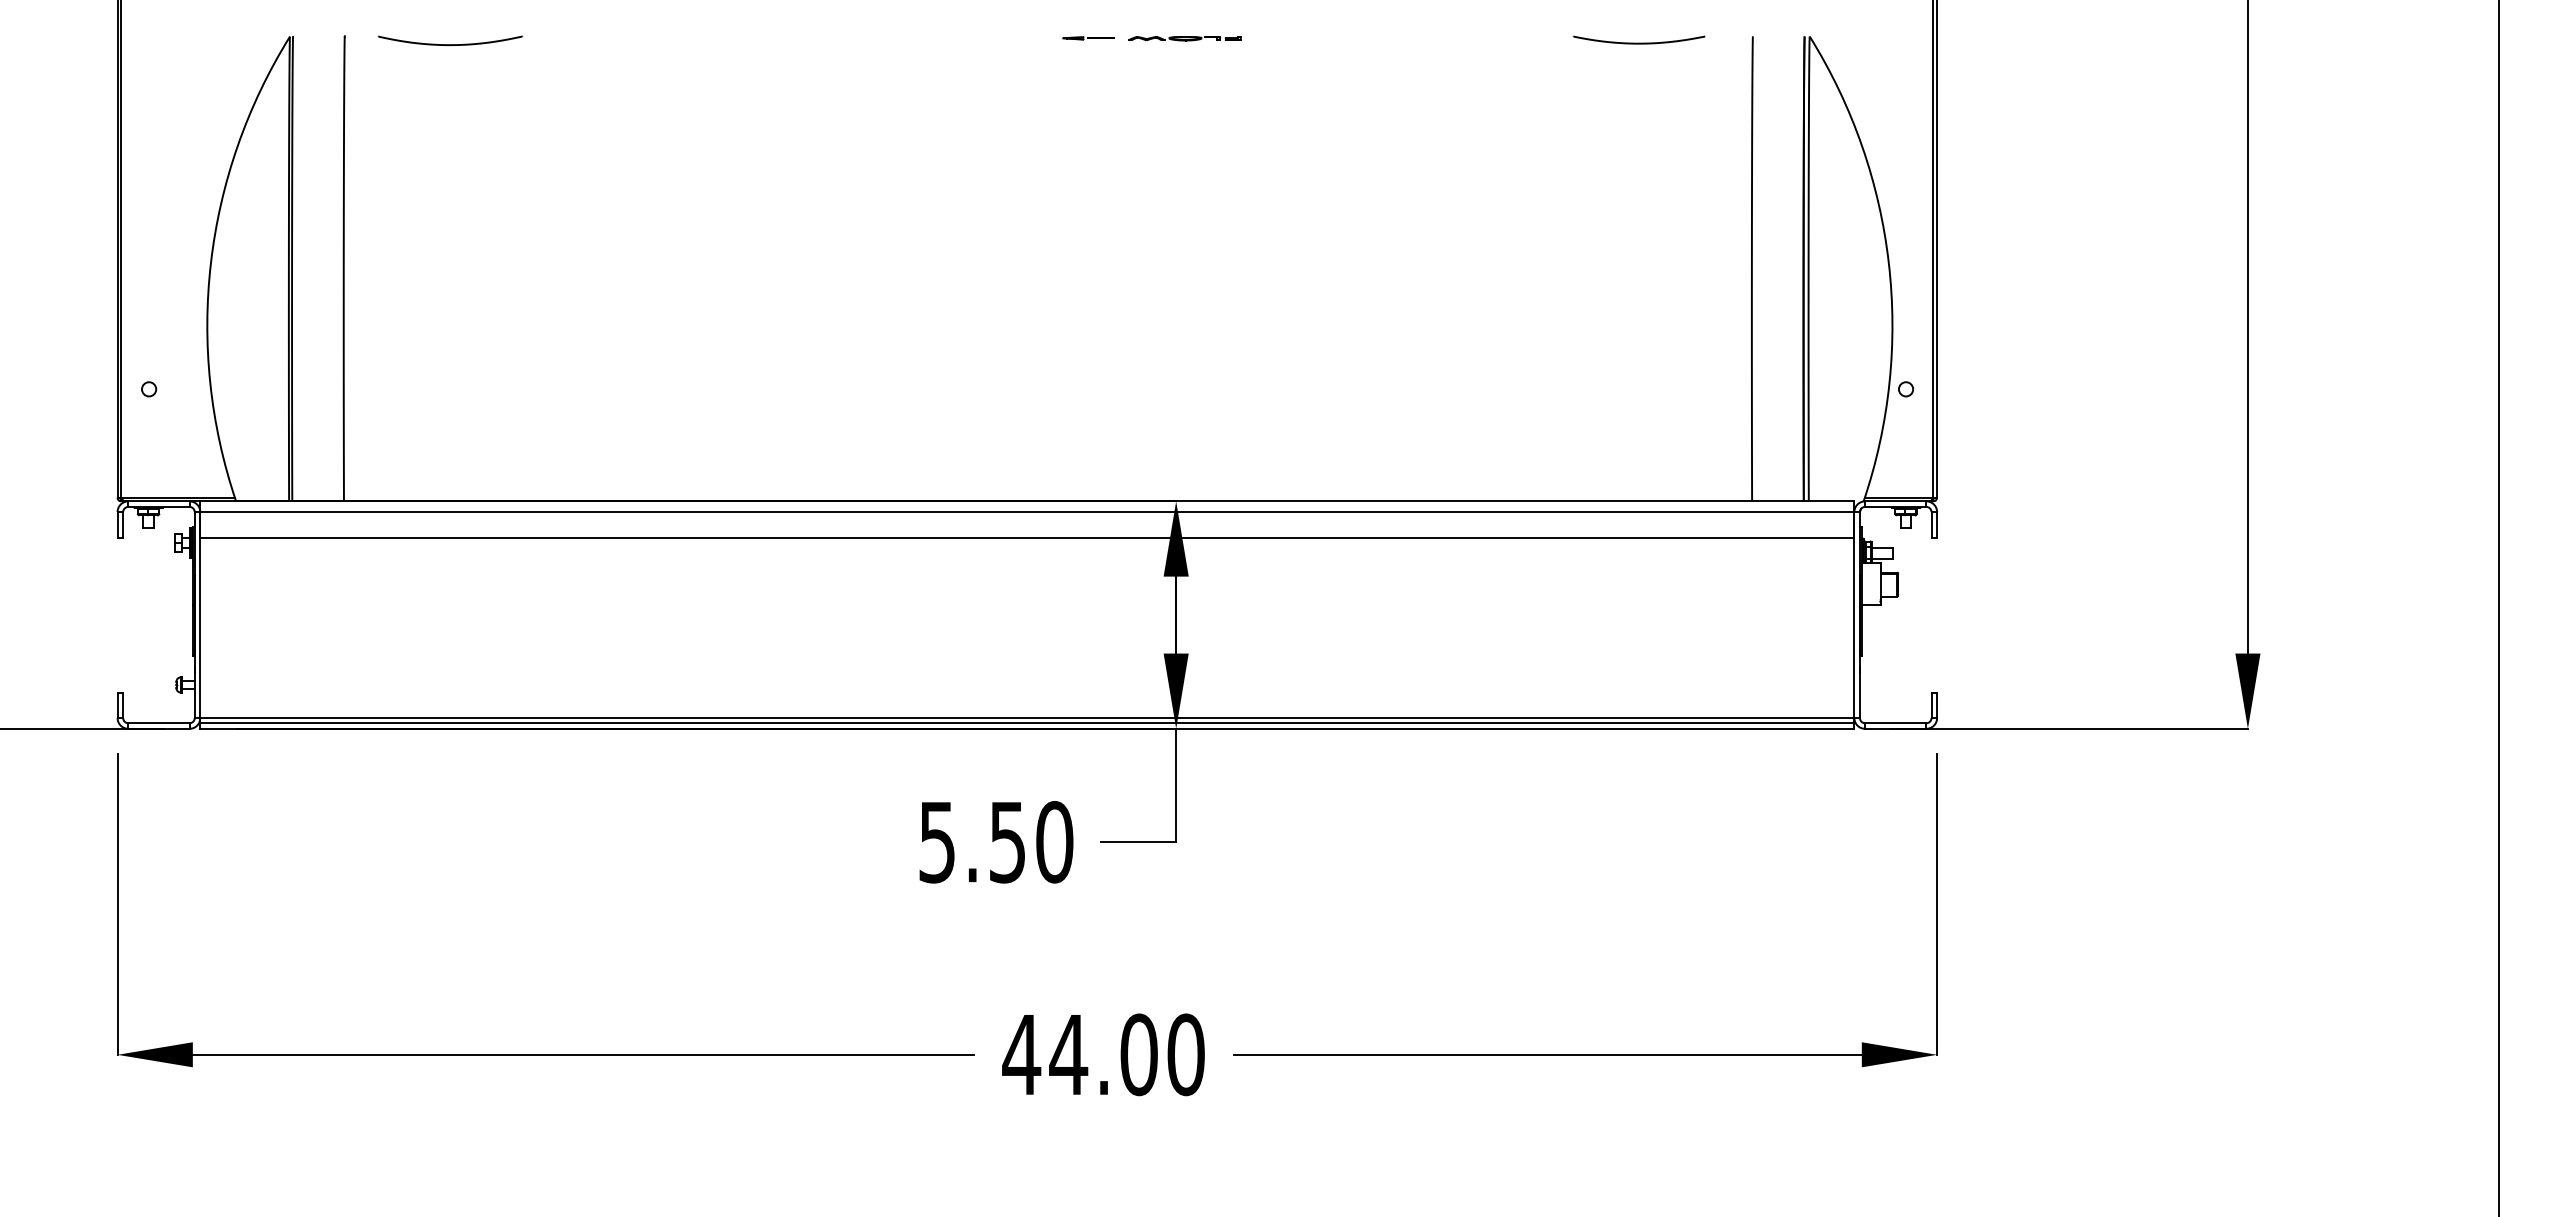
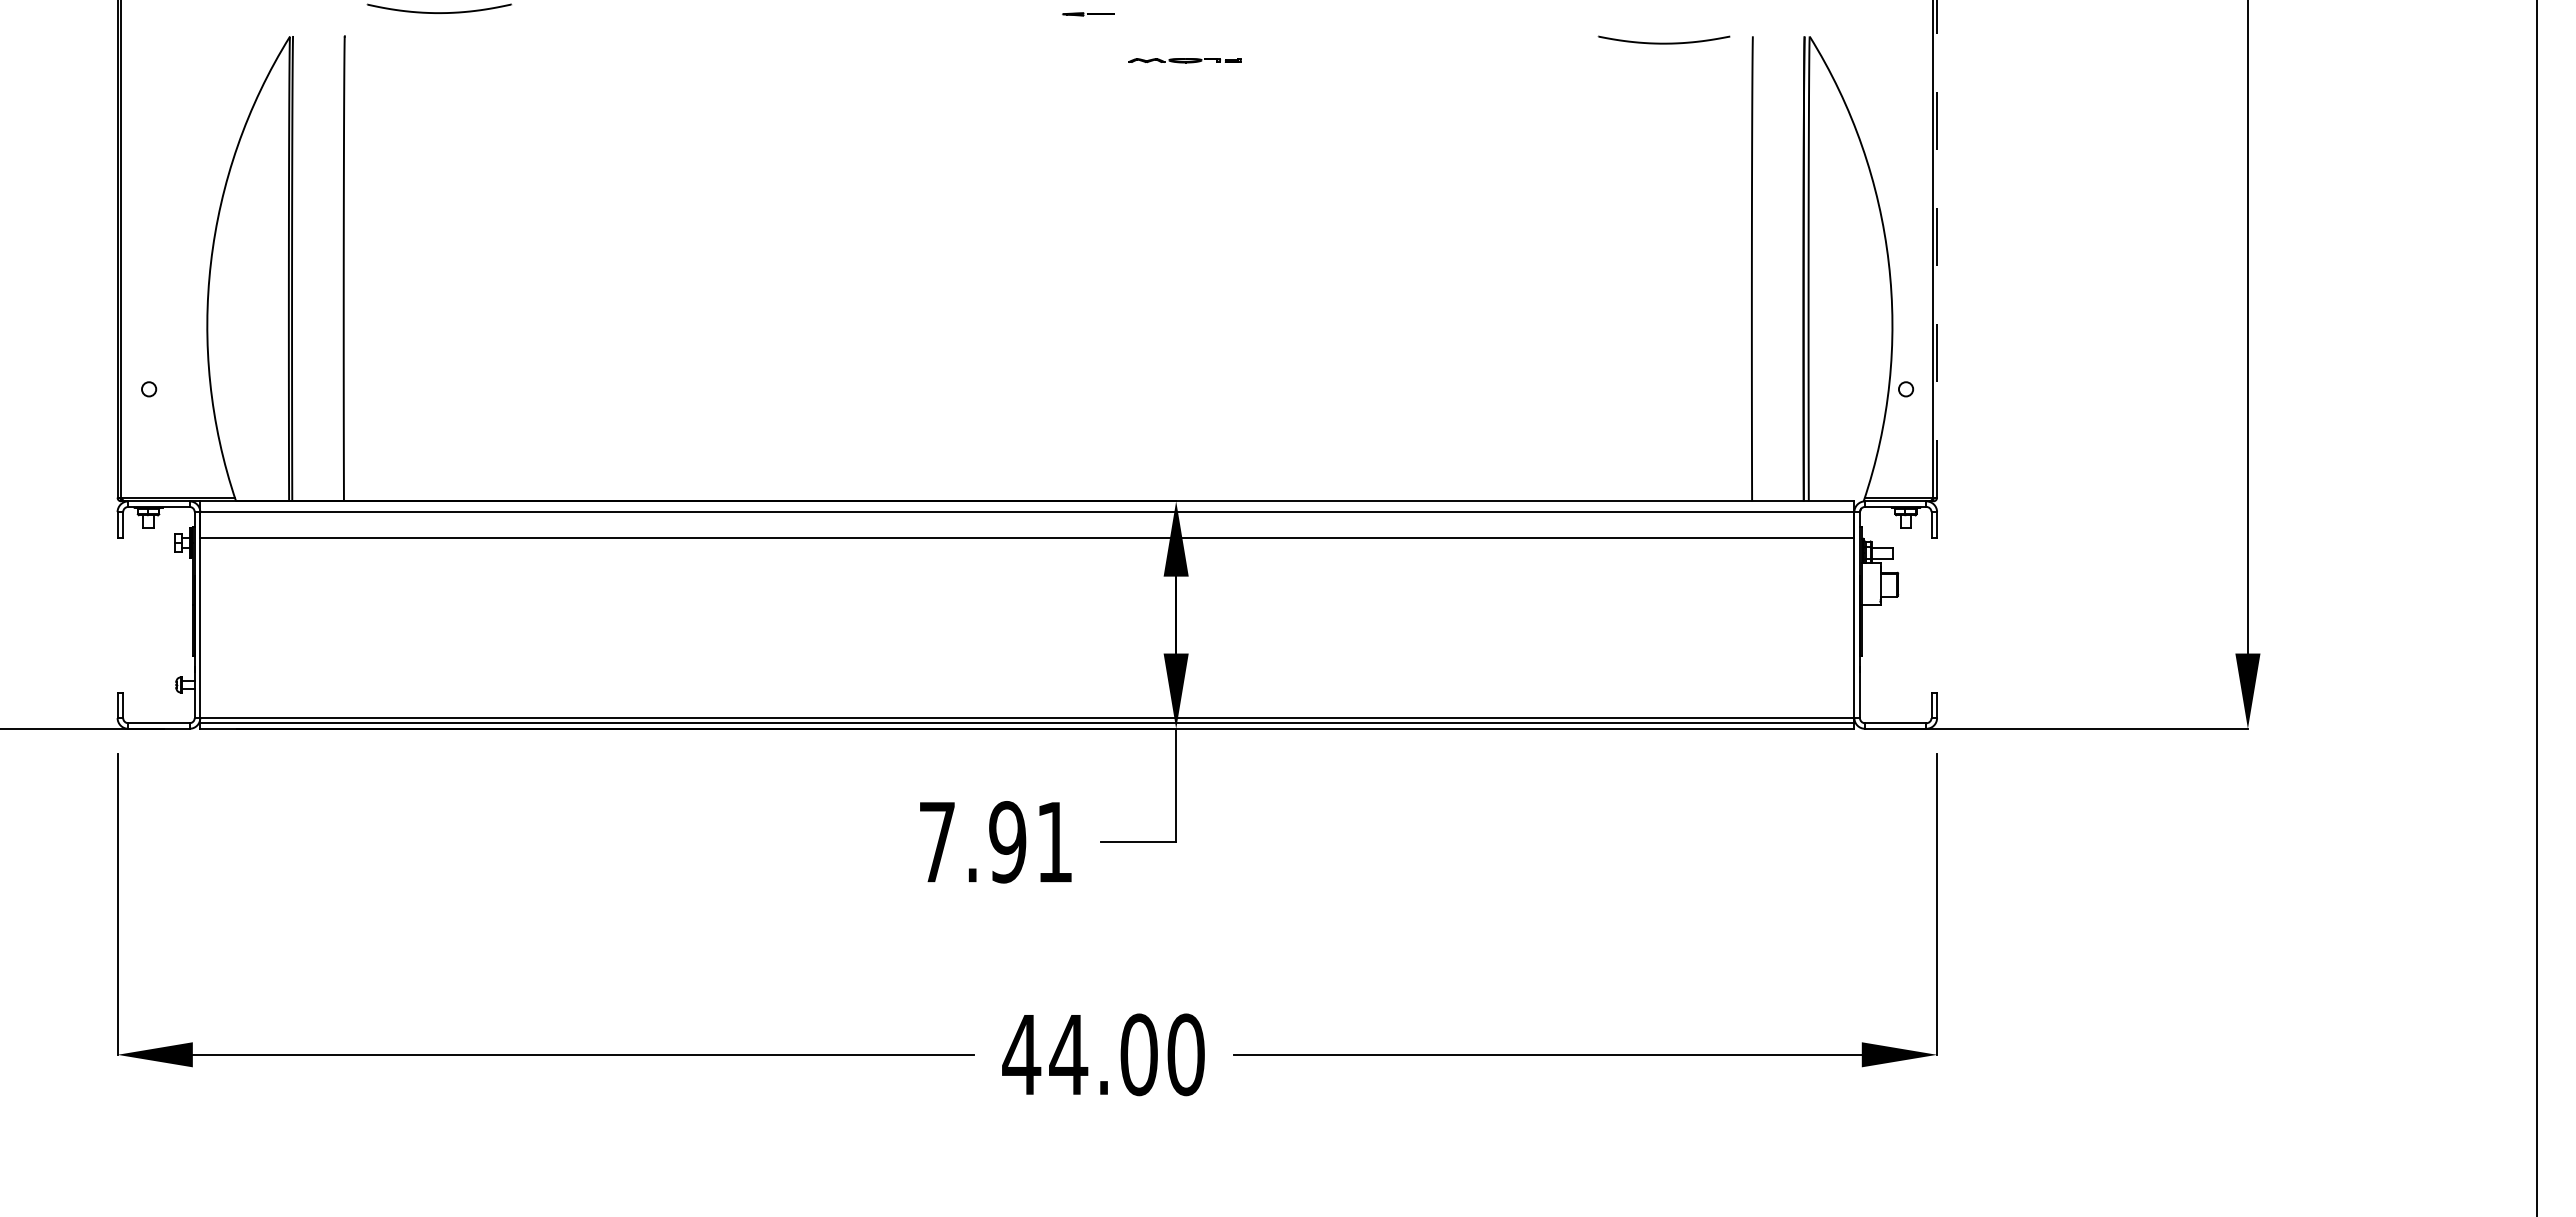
part position: (1088, 38) -> (1088, 14) (1088, 14)
part position: (1184, 38) -> (1184, 60) (1184, 60)
curve position: (1638, 42) -> (1663, 42) (1663, 42)
curve position: (450, 44) -> (439, 12) (439, 12)
line: solid -> dashed (1937, 248)
line position: (2498, 607) -> (2536, 607) (2536, 607)
text: 5.50 -> 7.91 (996, 842)
